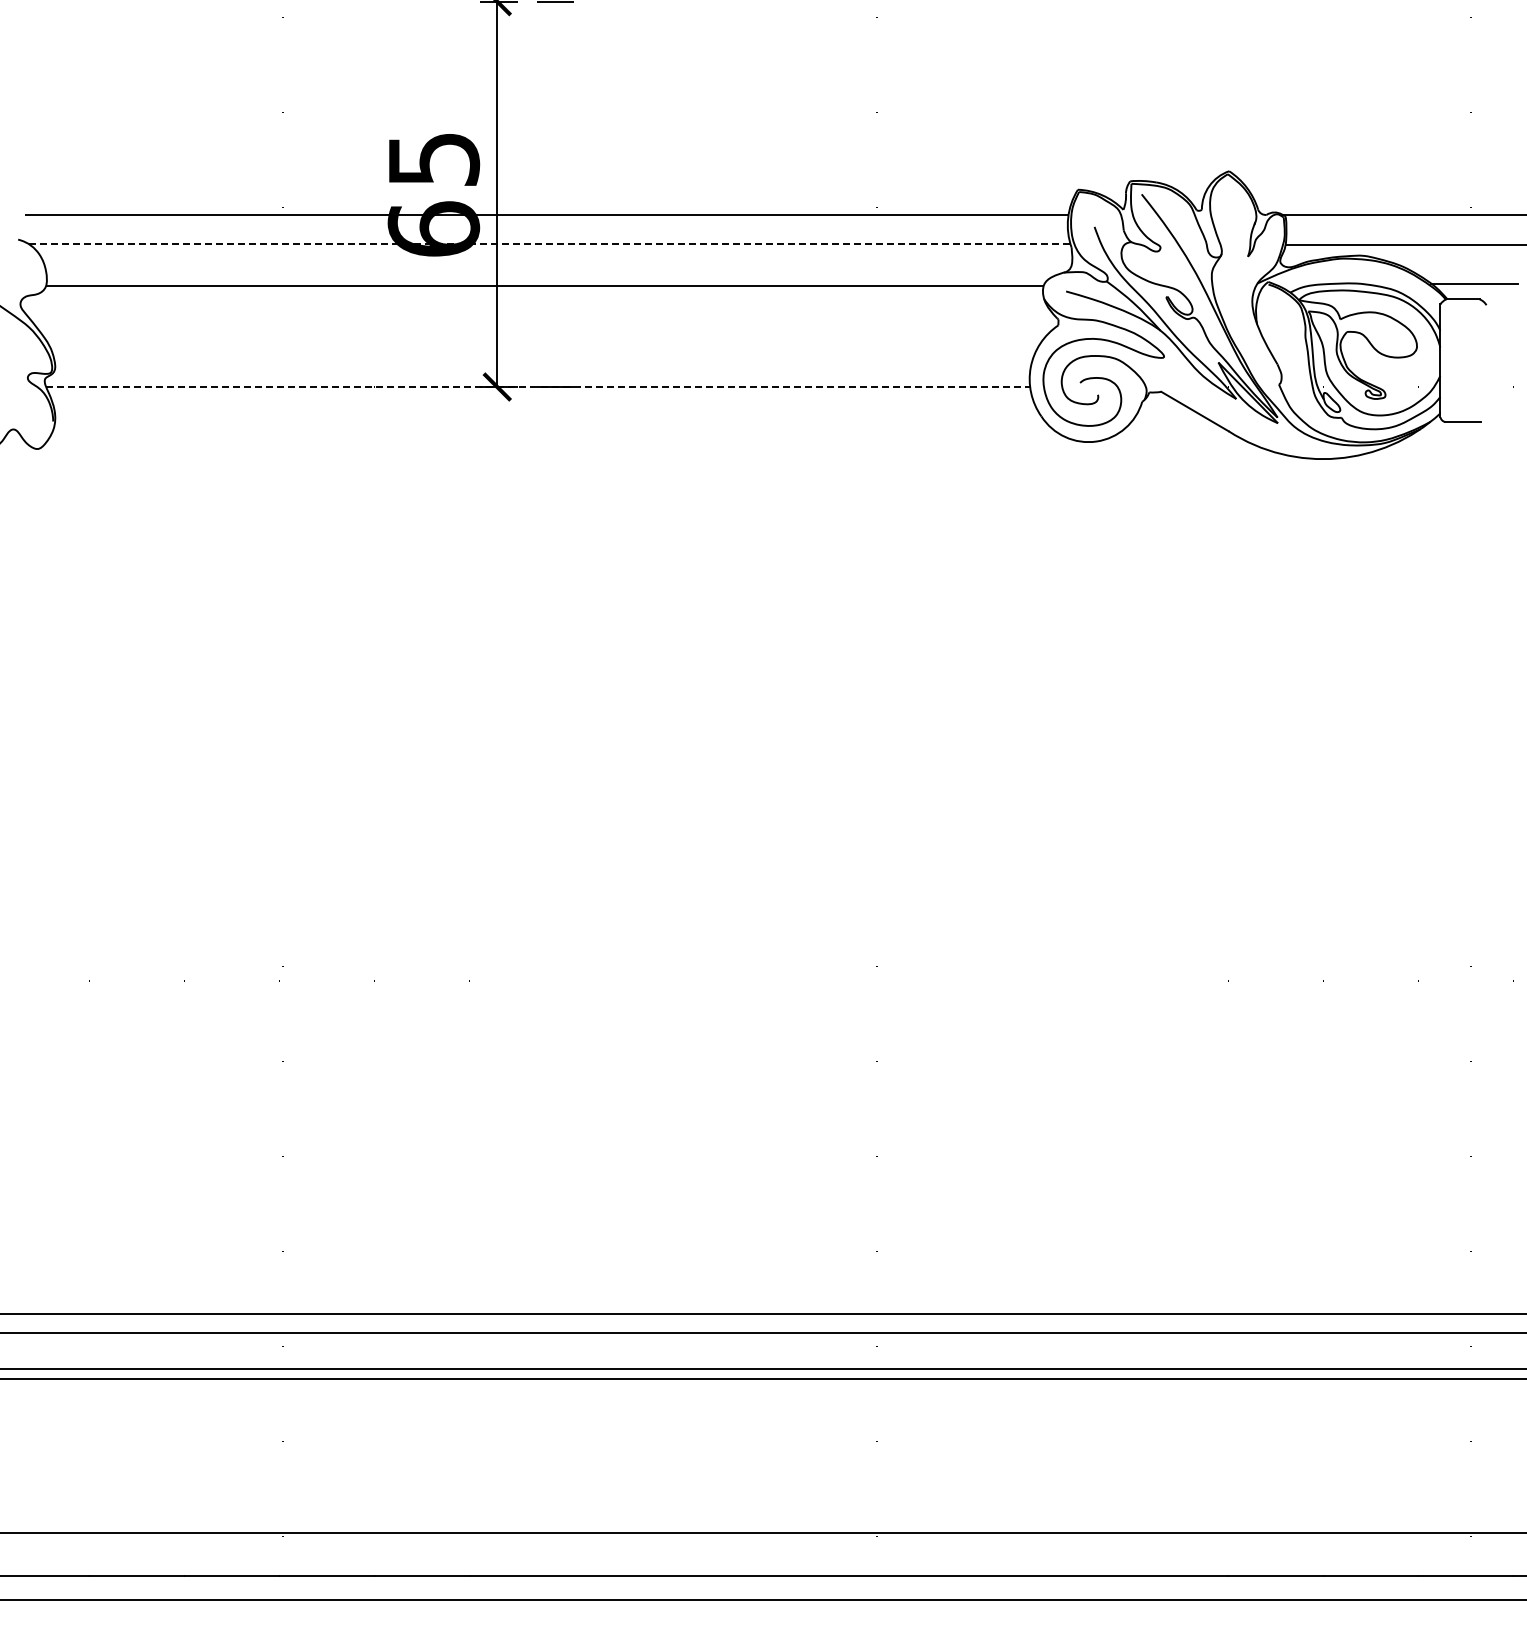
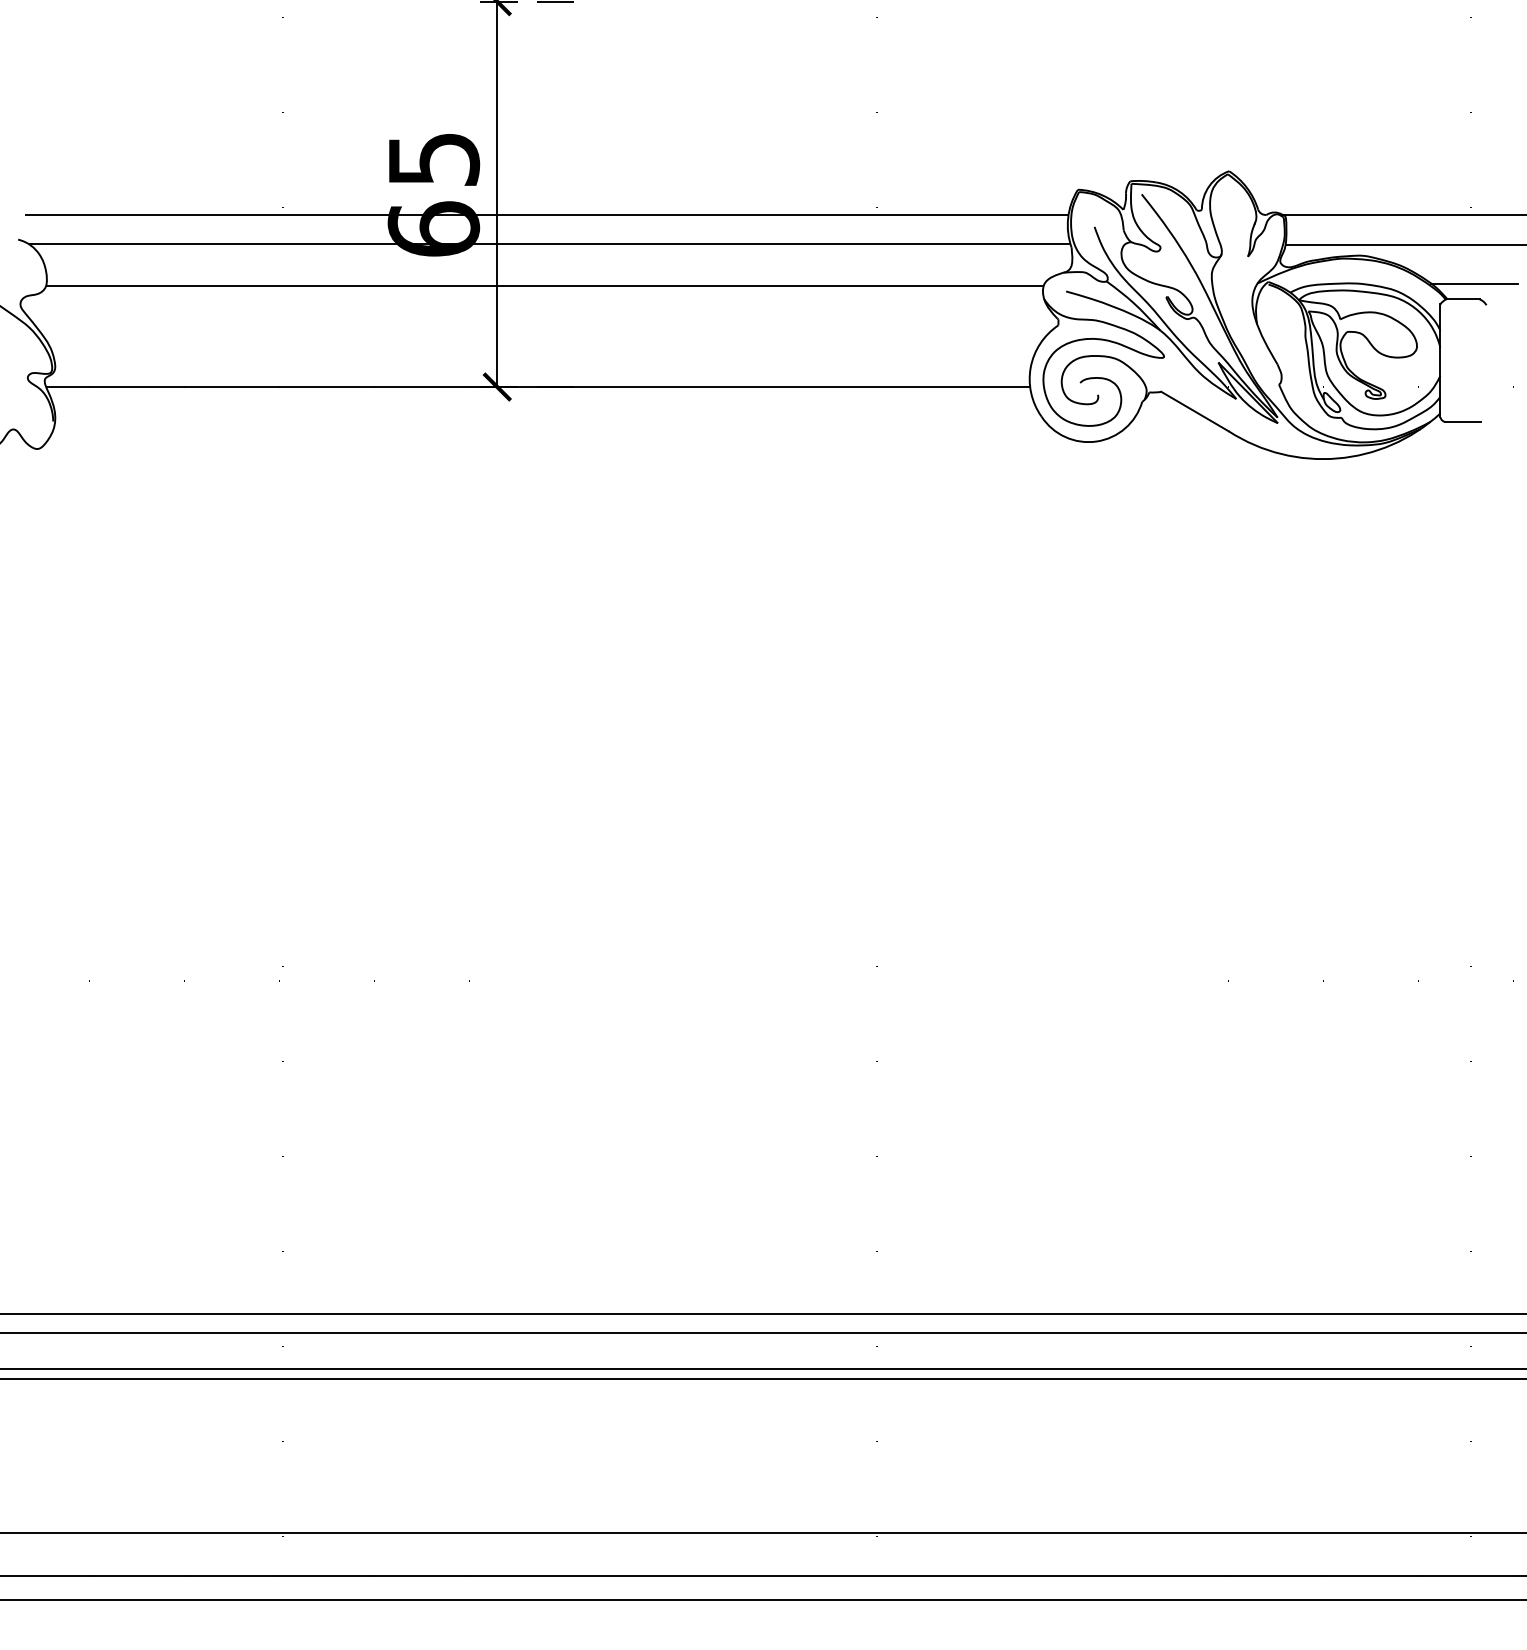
line: dashed -> solid (549, 244)
line: dashed -> solid (538, 387)
